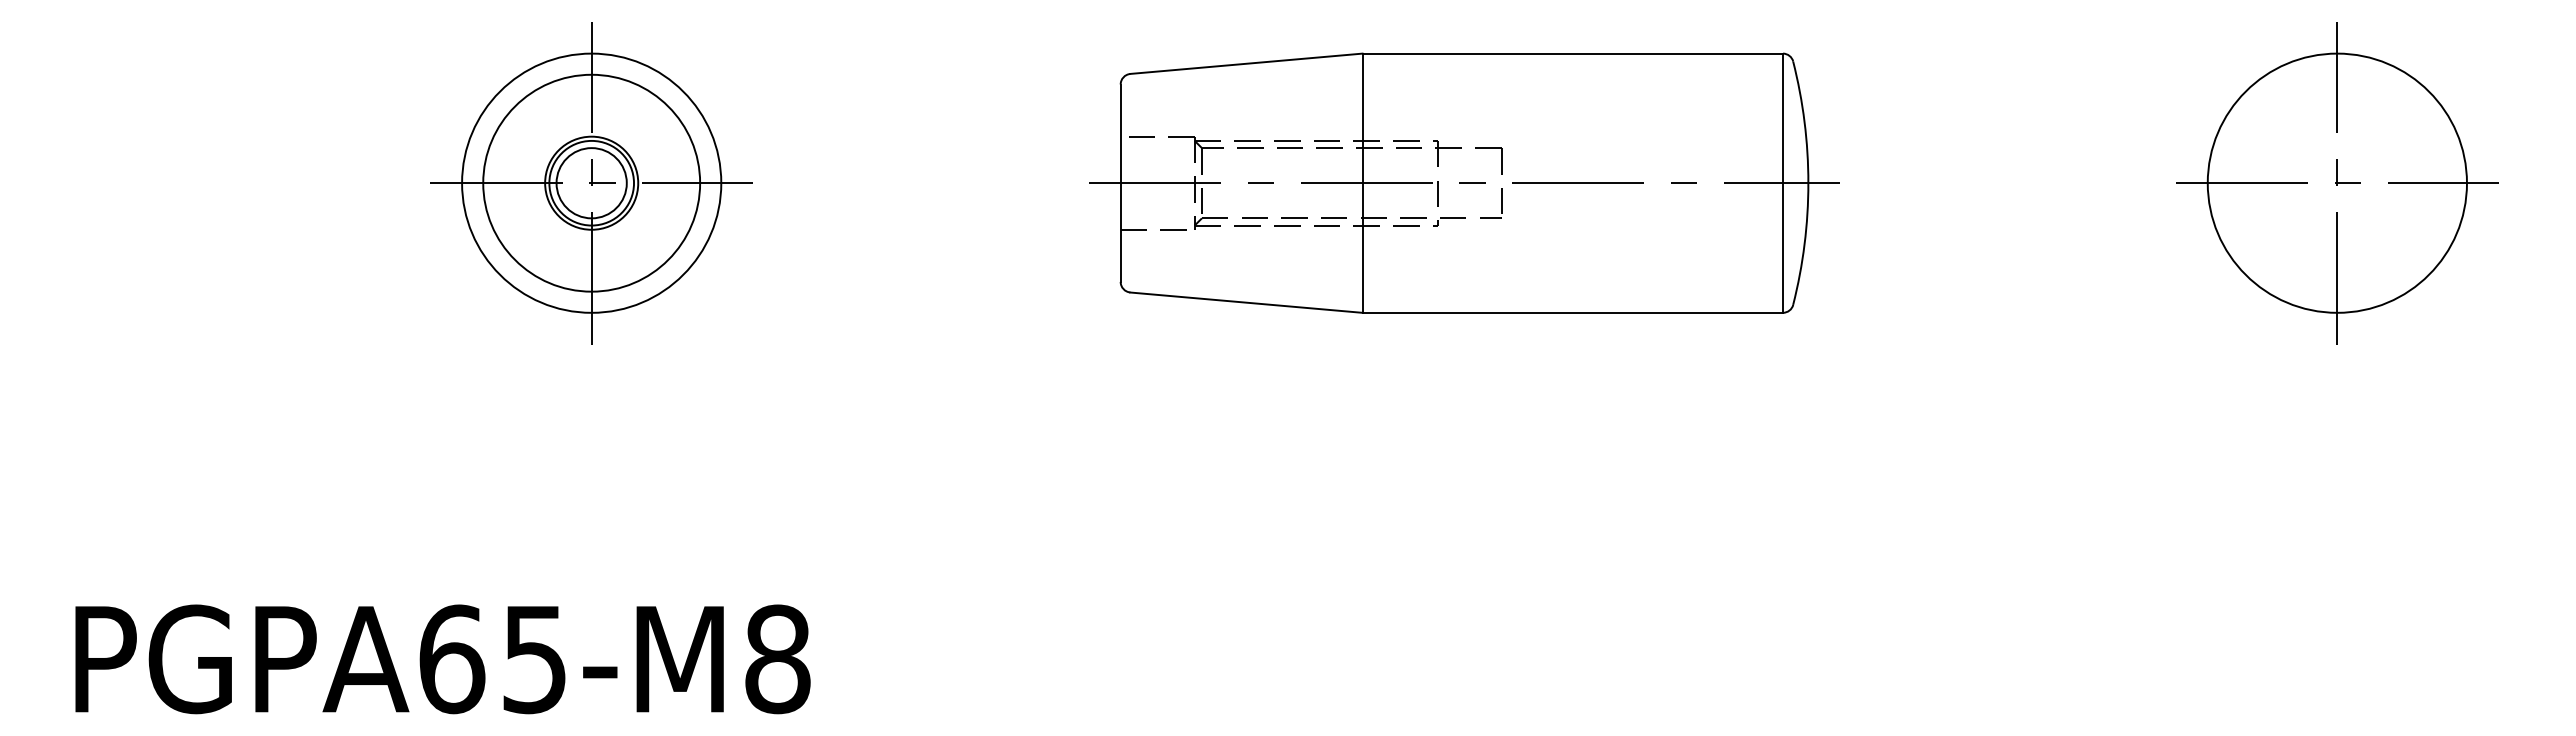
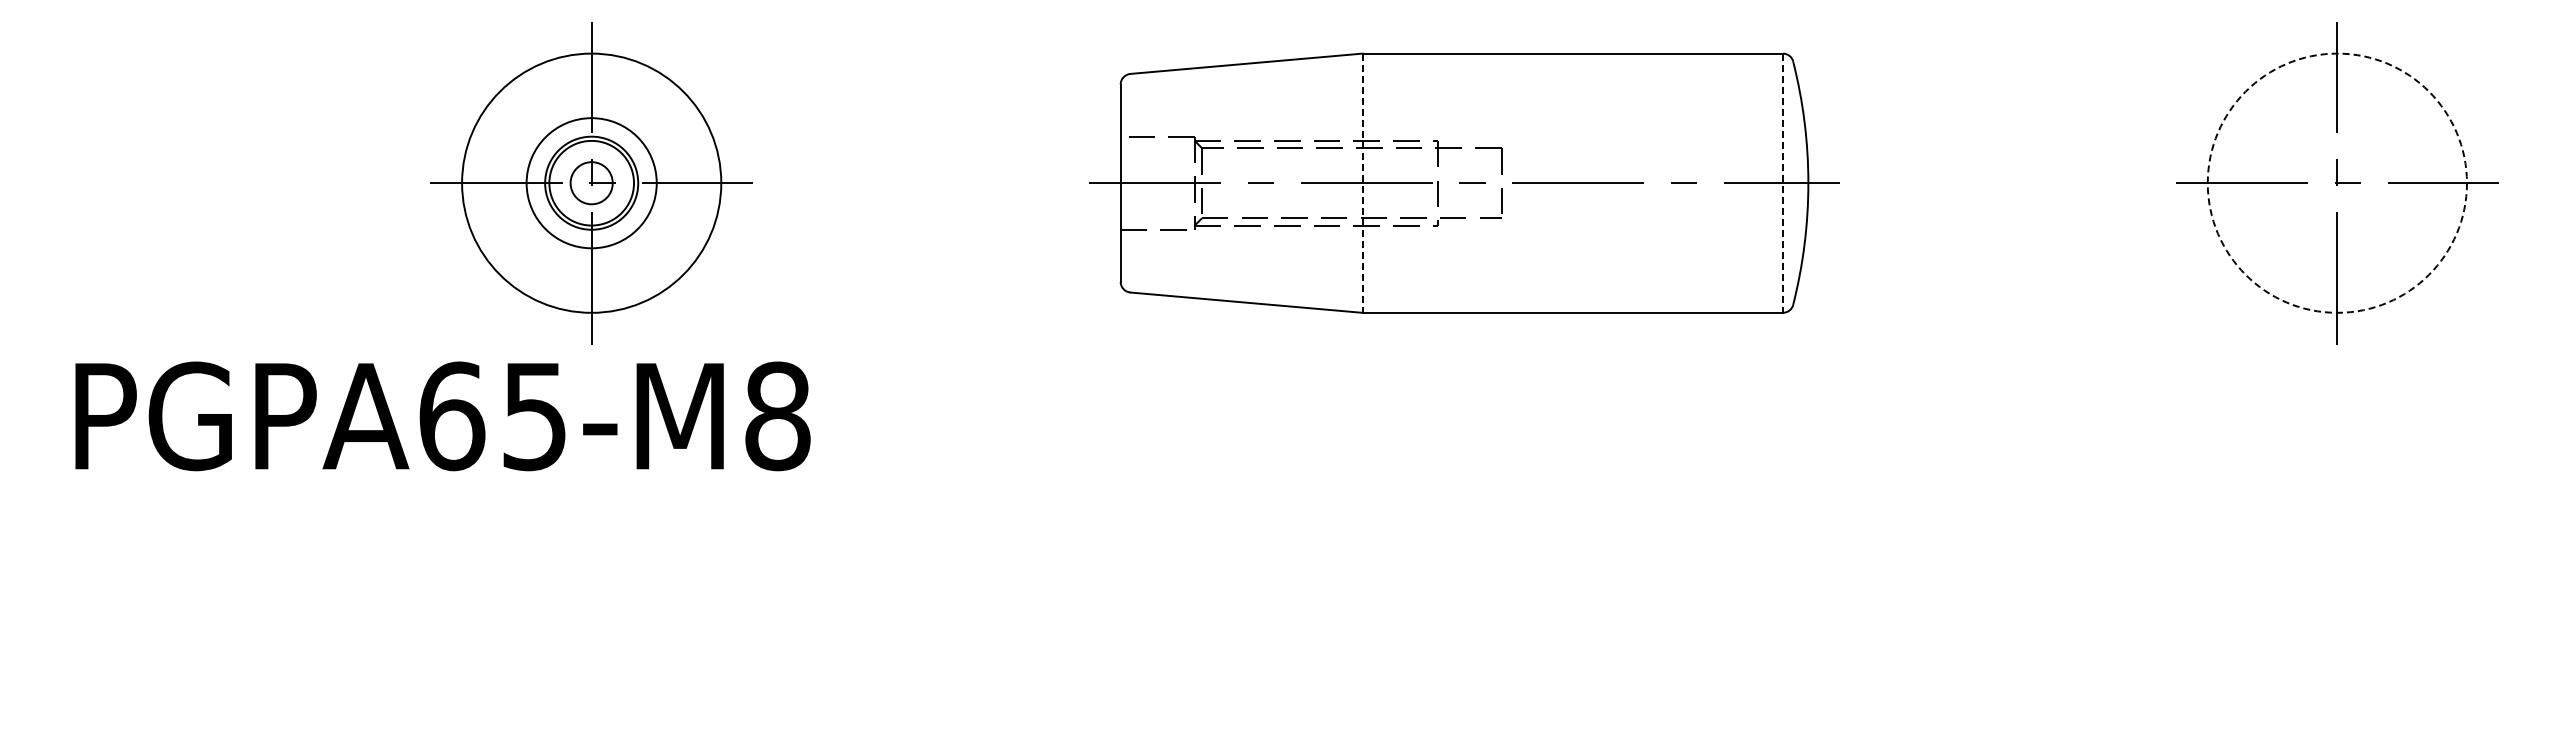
circle diameter: 217 px -> 130 px (591, 183)
circle: solid -> dashed (2336, 182)
circle diameter: 70 px -> 42 px (591, 183)
line: solid -> dashed (1362, 183)
line: solid -> dashed (1782, 183)
text position: (442, 659) -> (442, 416) (442, 416)
